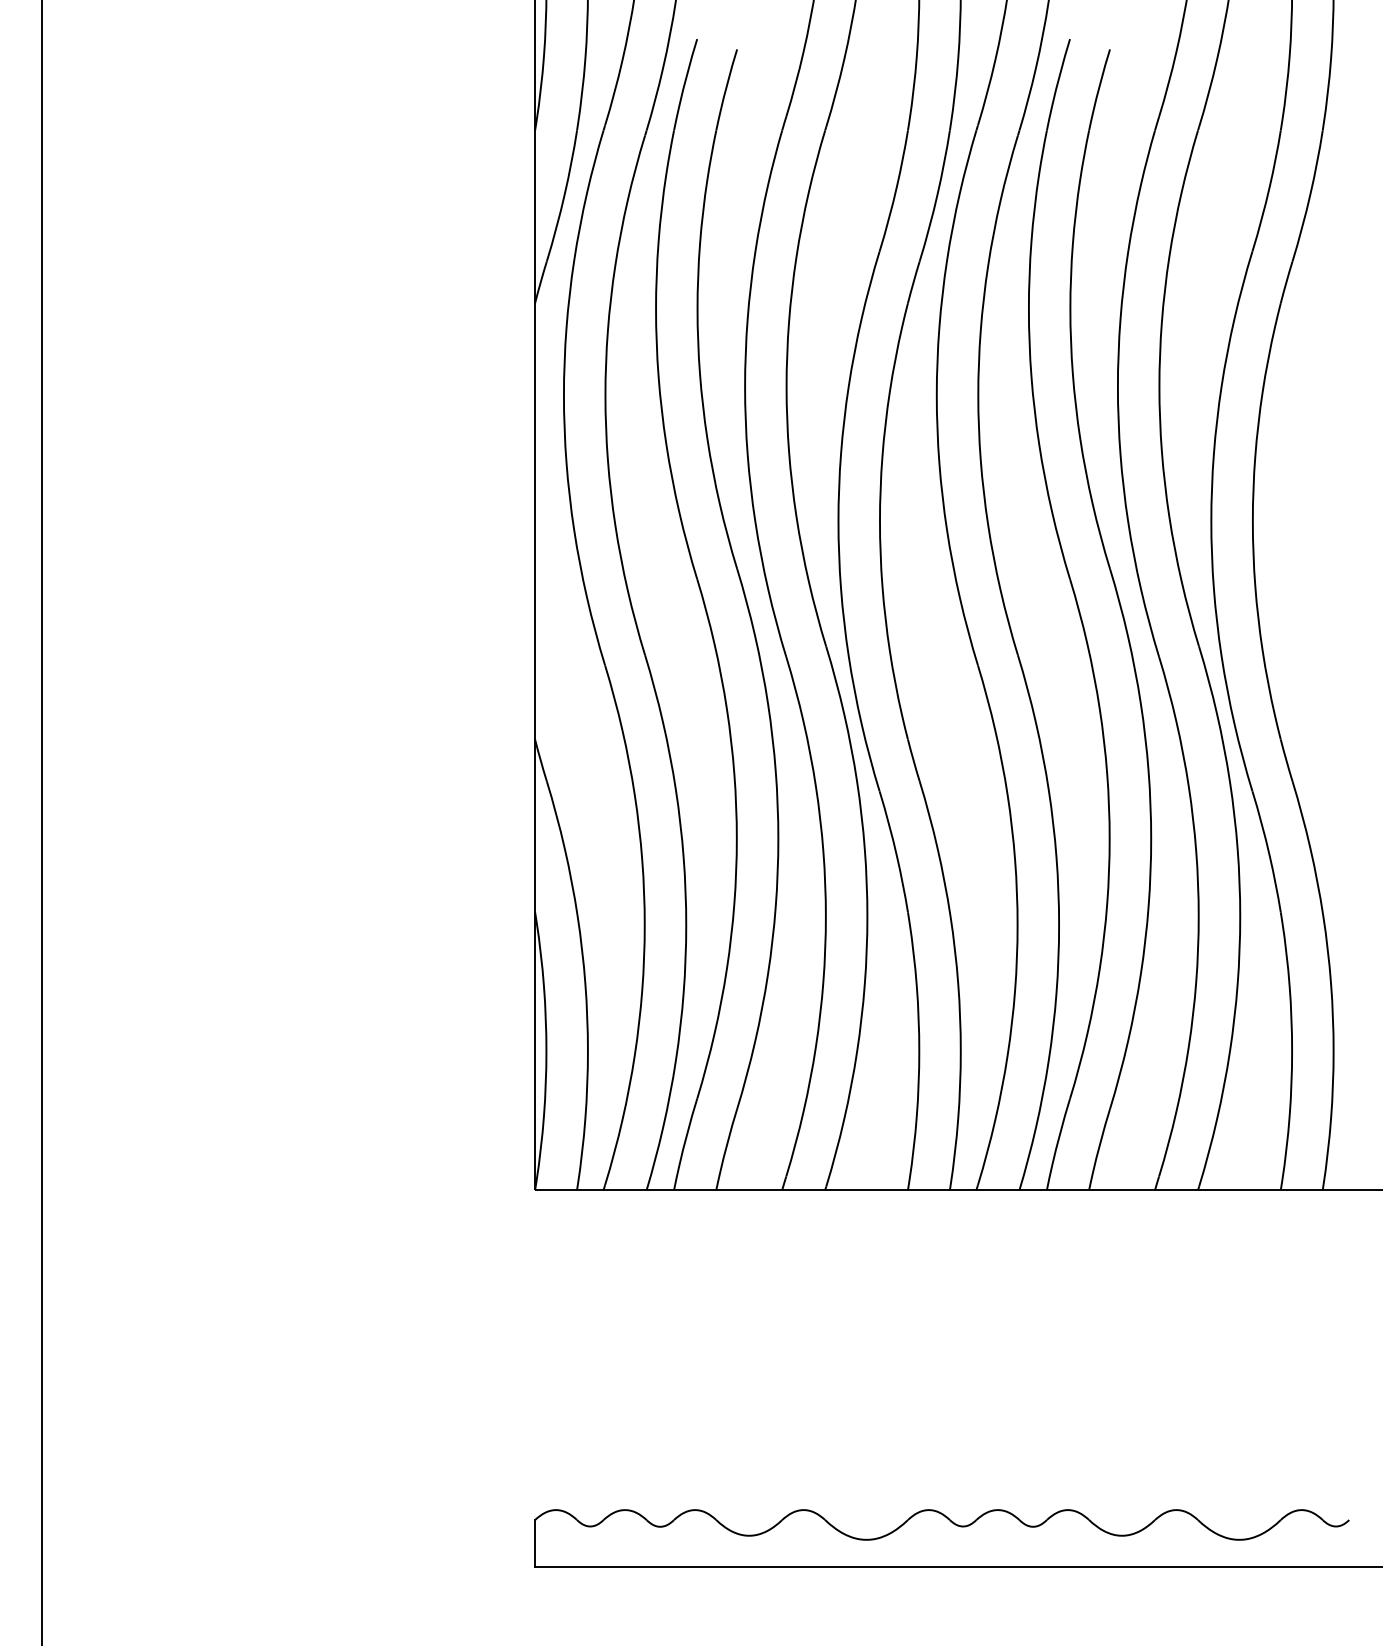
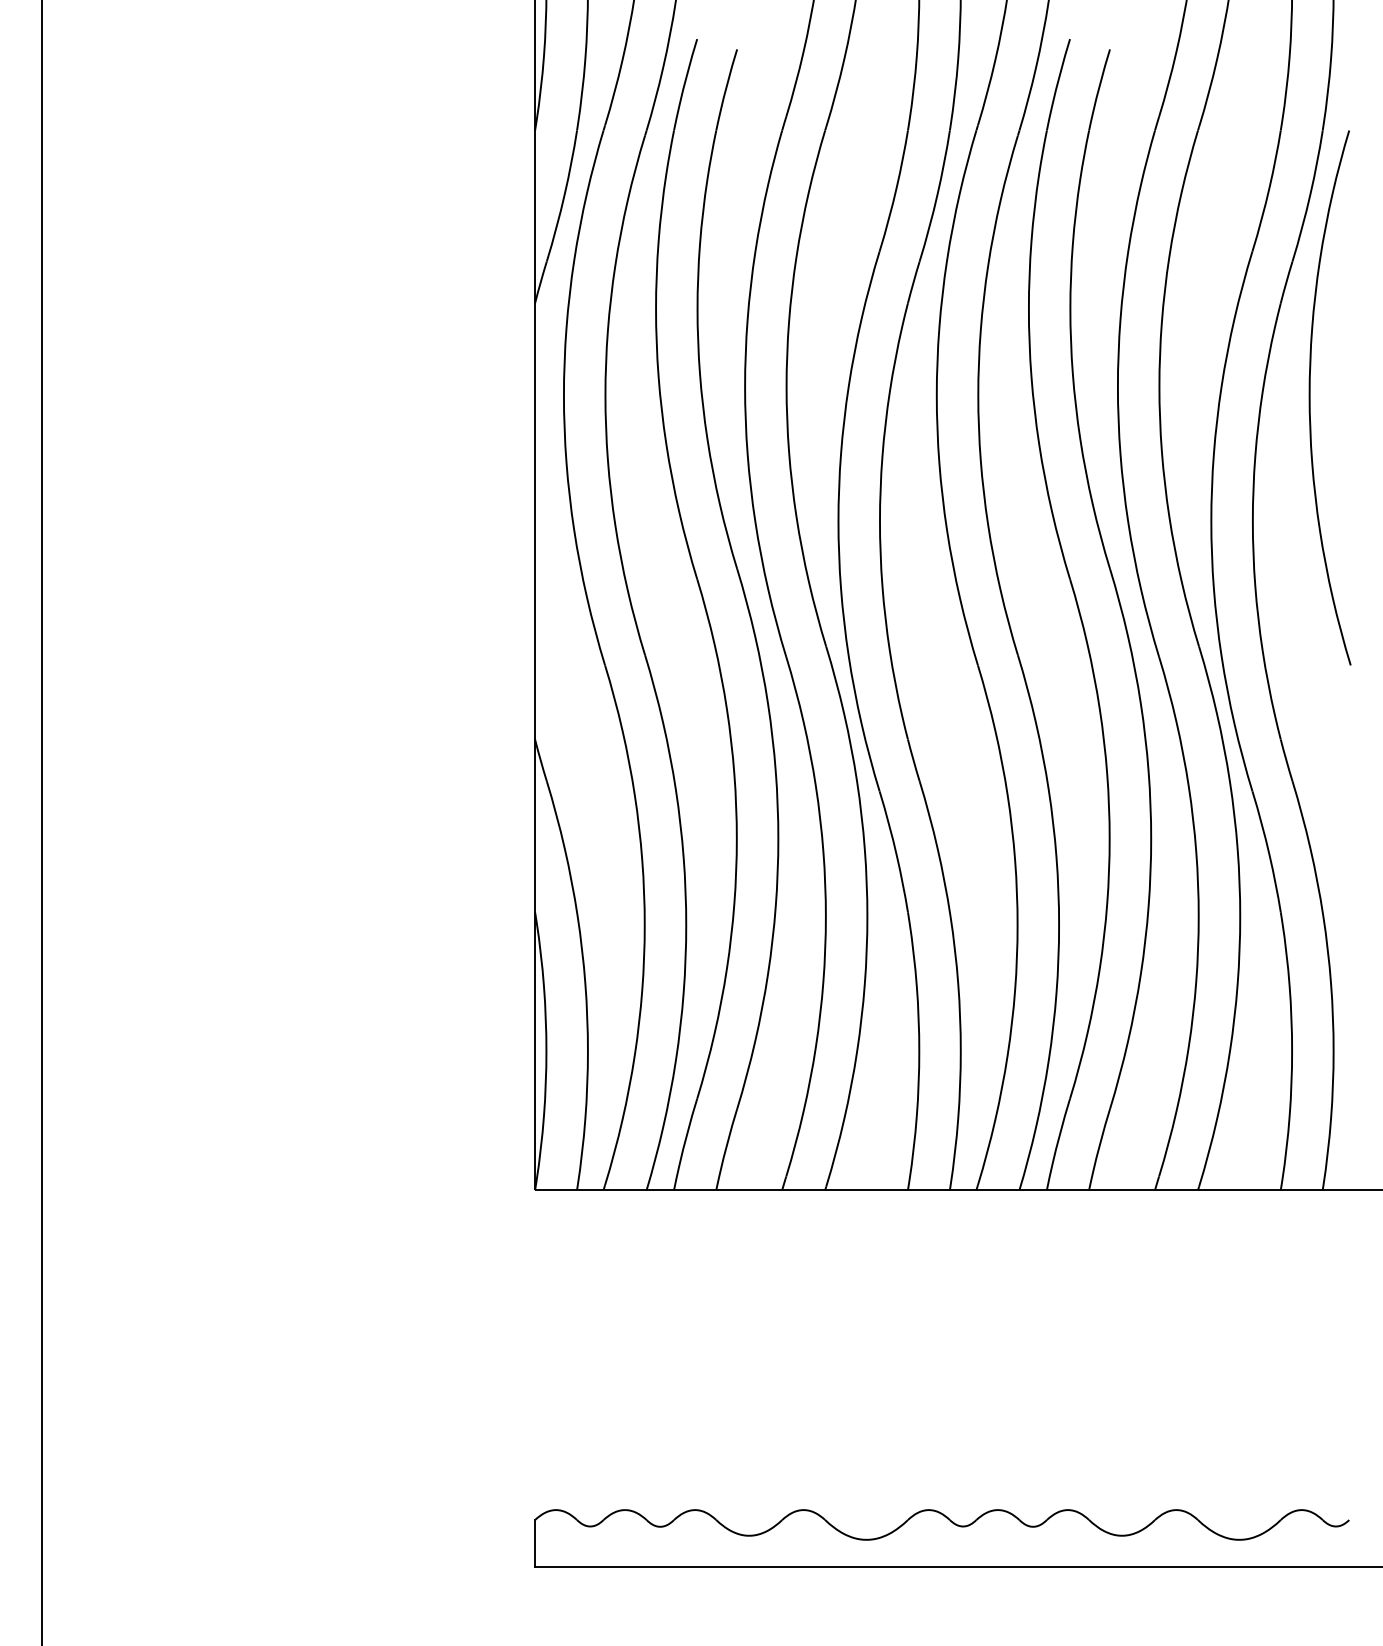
curve: none -> present (1310, 397)
